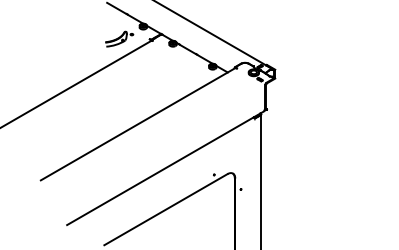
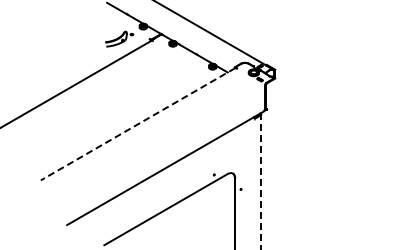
line: solid -> dashed (137, 124)
line: solid -> dashed (261, 181)
